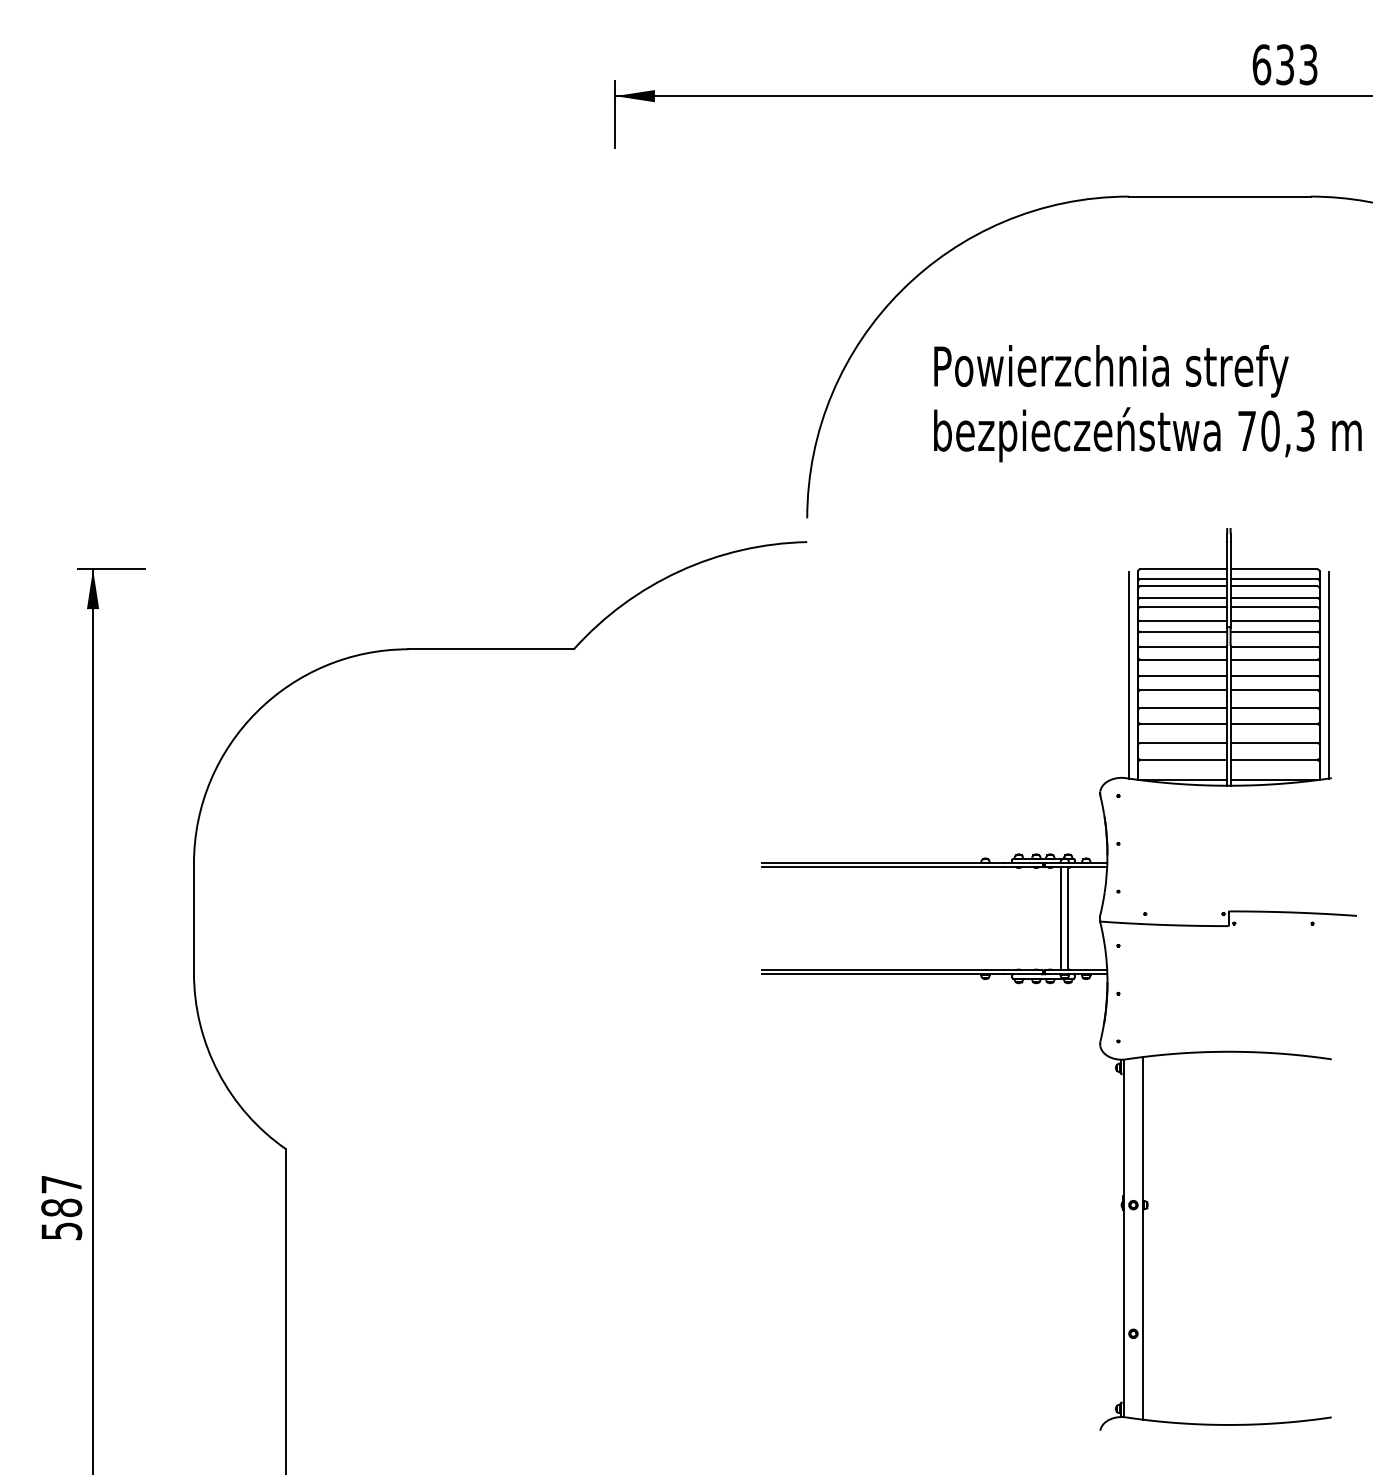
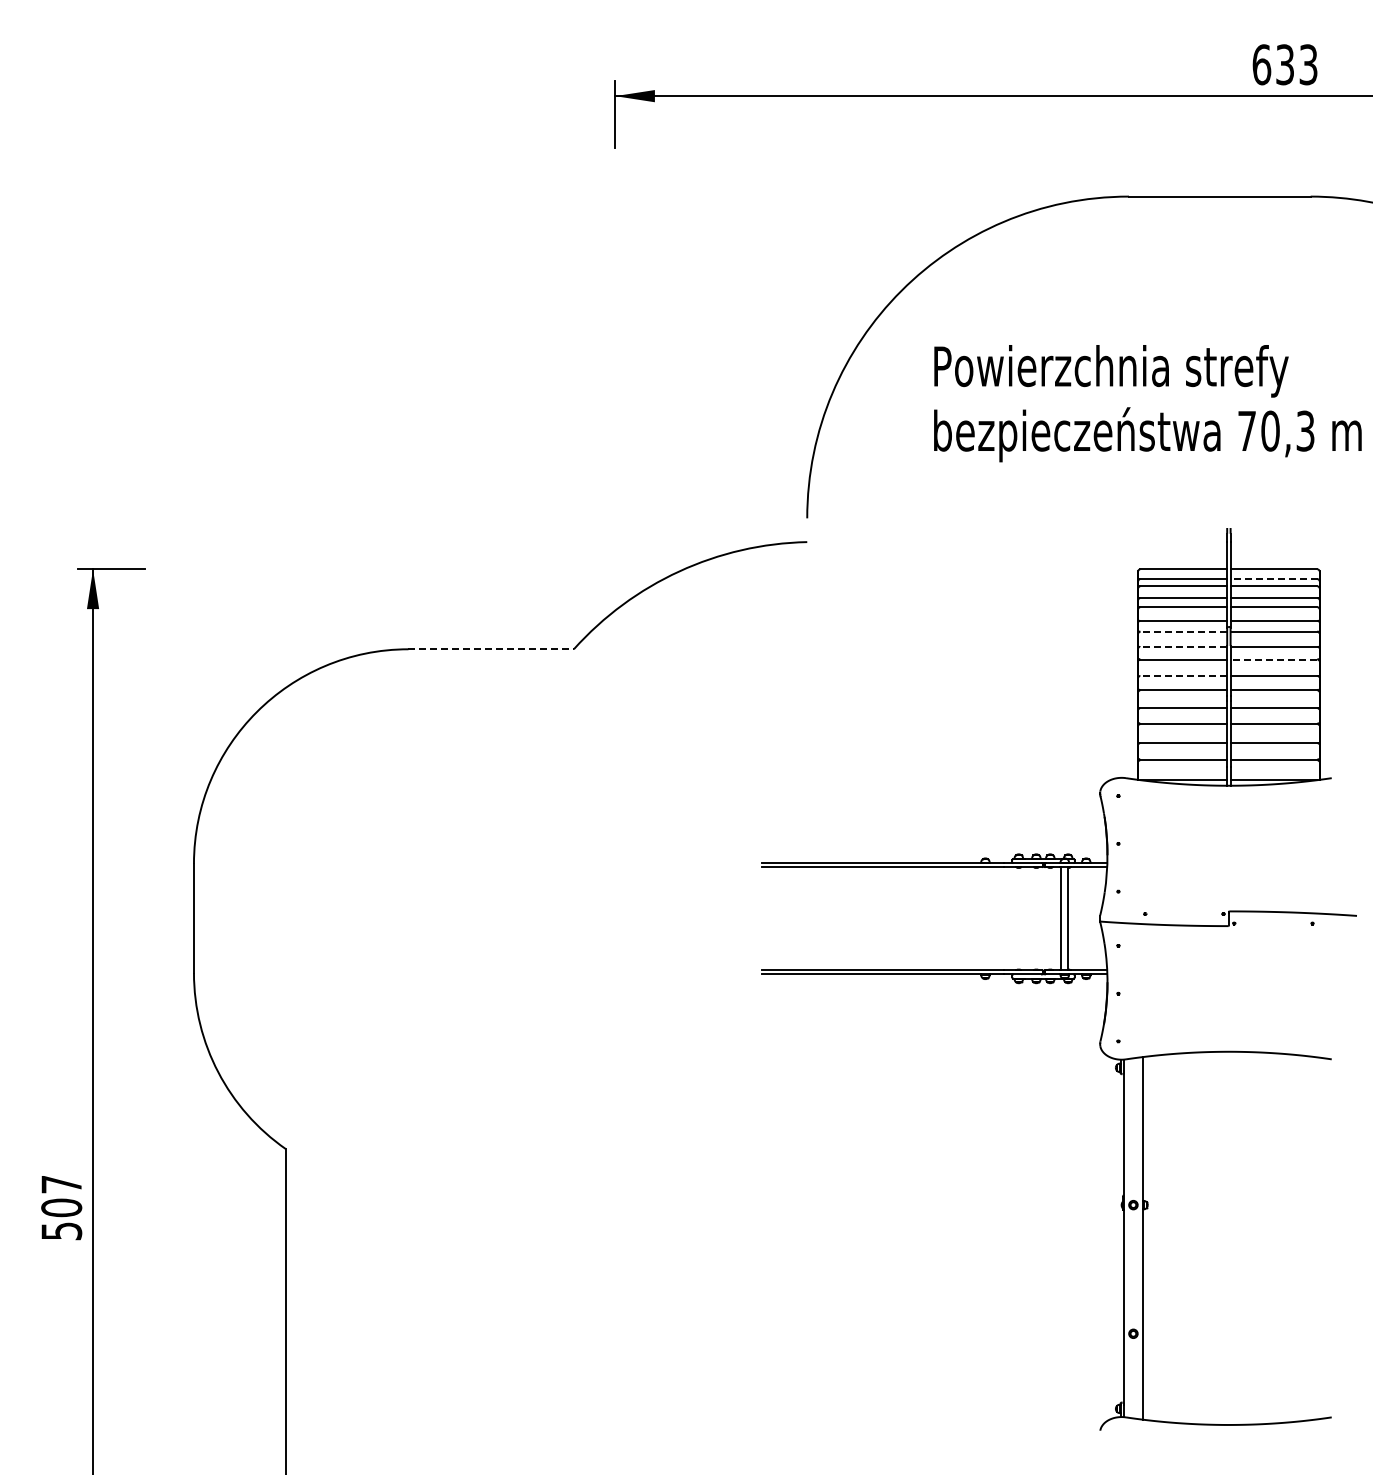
line: solid -> dashed (1274, 579)
line: solid -> dashed (1183, 631)
line: solid -> dashed (1183, 646)
line: solid -> dashed (491, 649)
line: solid -> dashed (1273, 659)
line: present -> none (1129, 674)
line: present -> none (1328, 674)
line: solid -> dashed (1182, 676)
text: 587 -> 507 (61, 1207)
